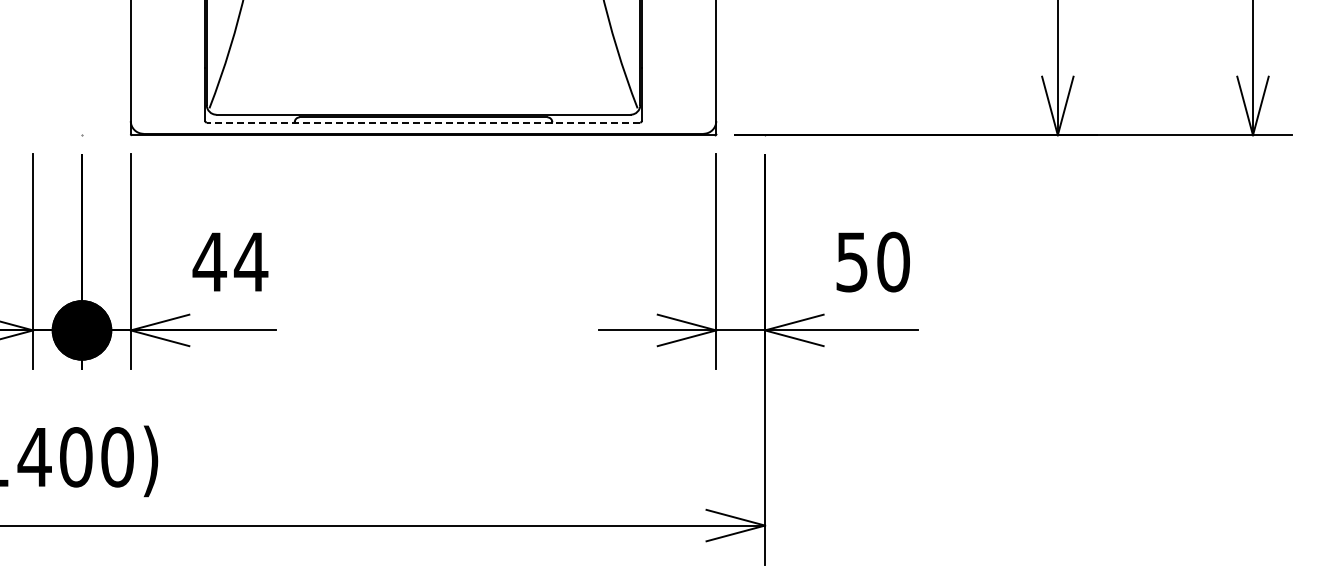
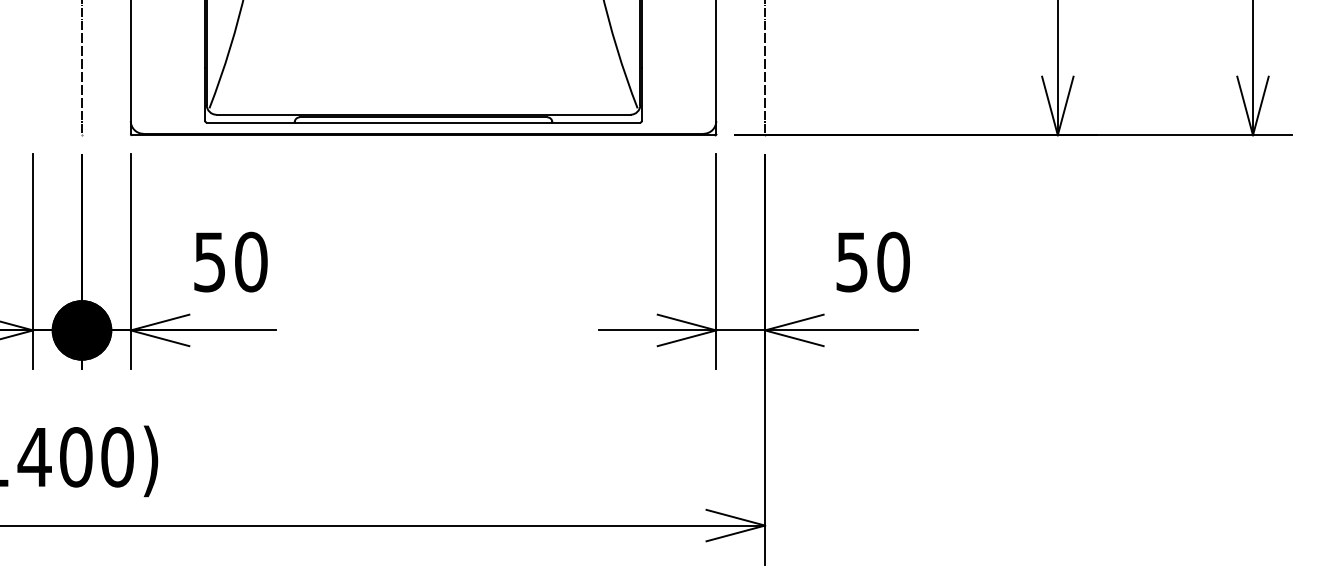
line: none -> present (82, 68)
line: none -> present (765, 68)
line: dashed -> solid (423, 122)
text: 44 -> 50 (230, 261)
